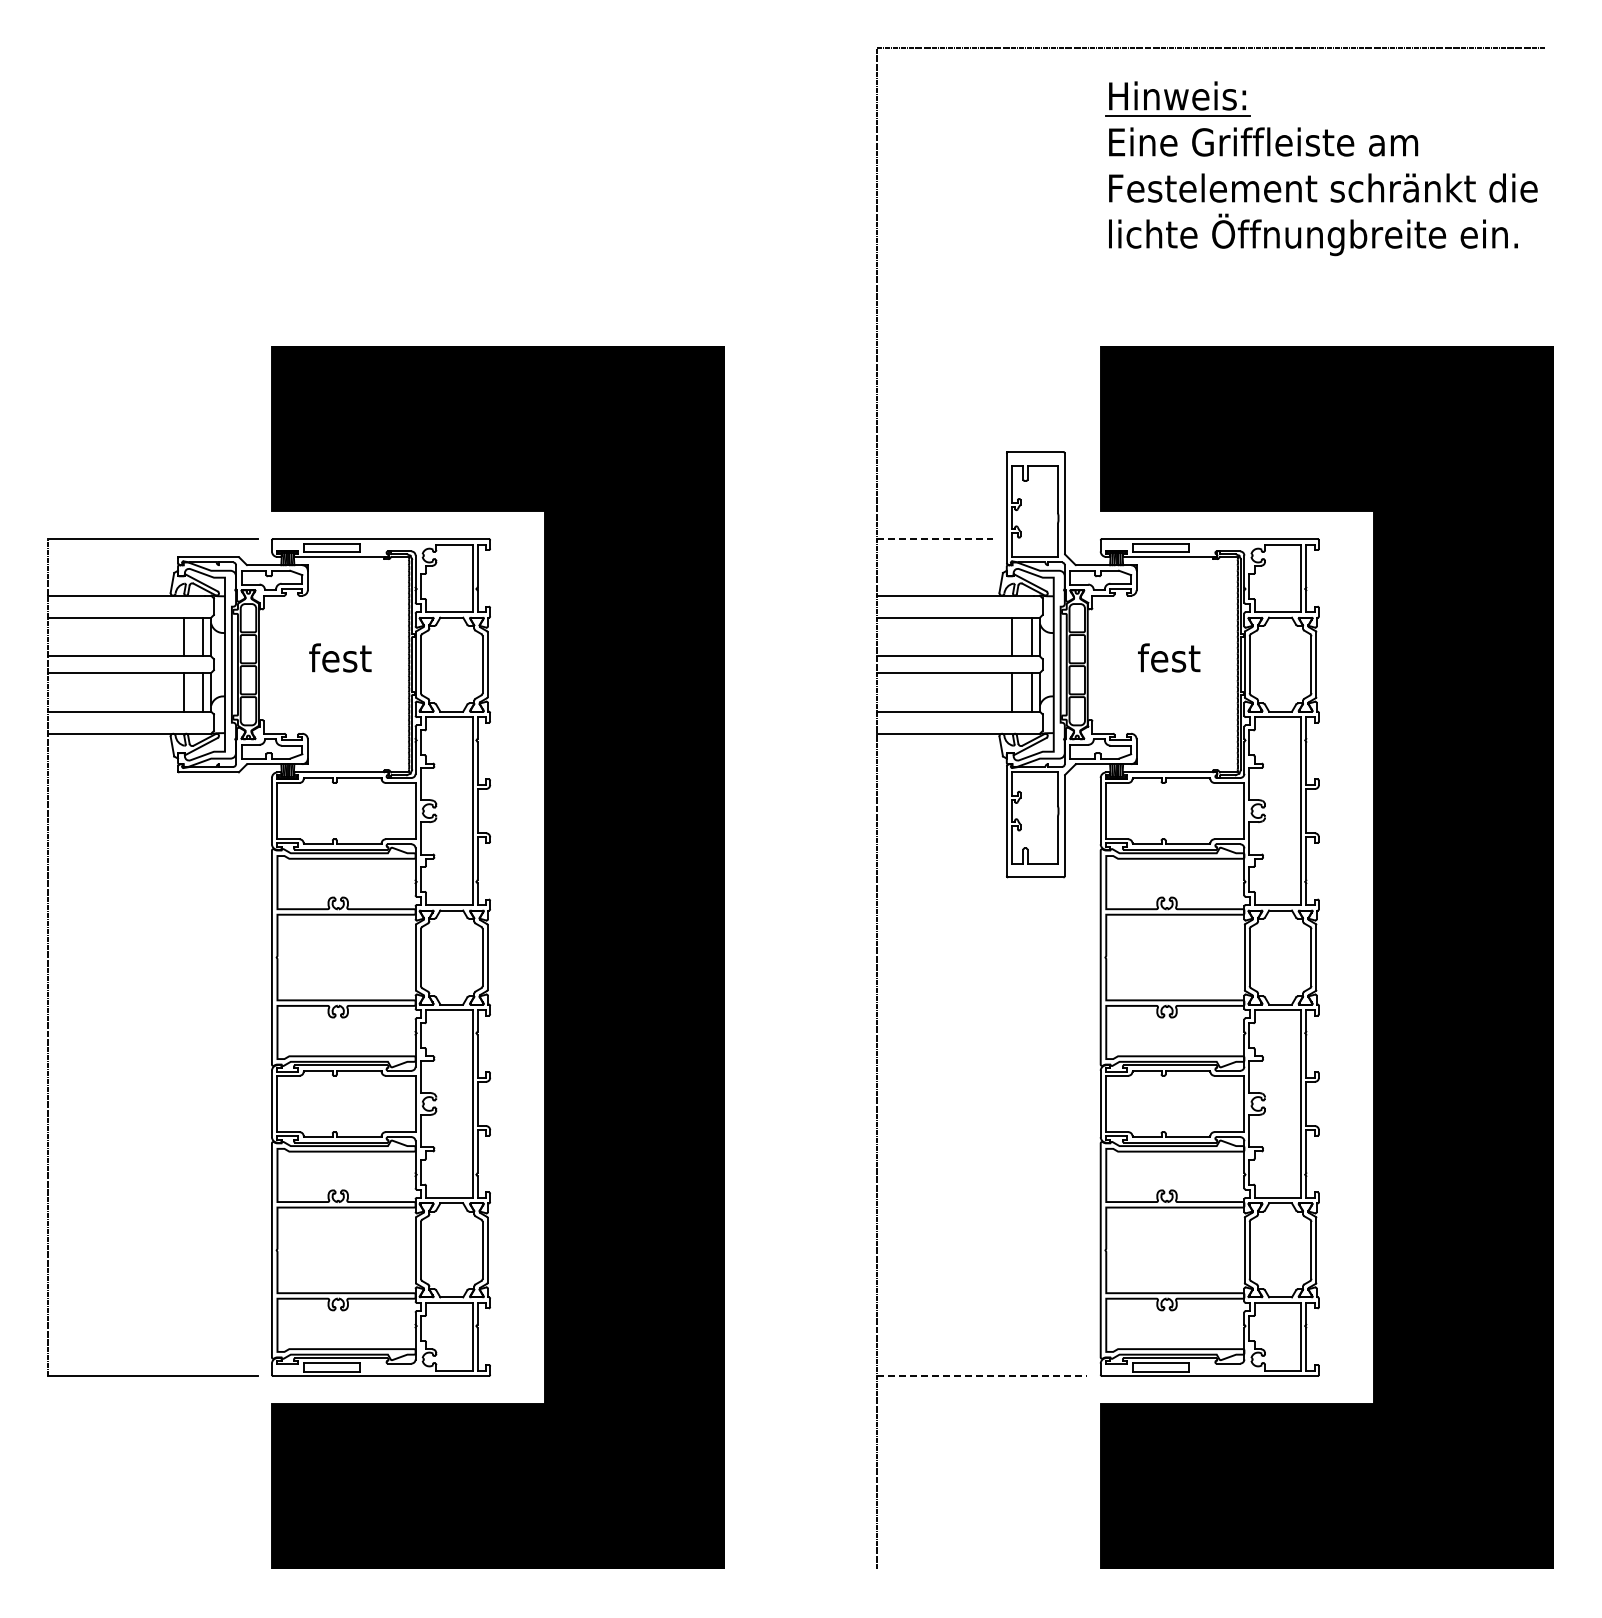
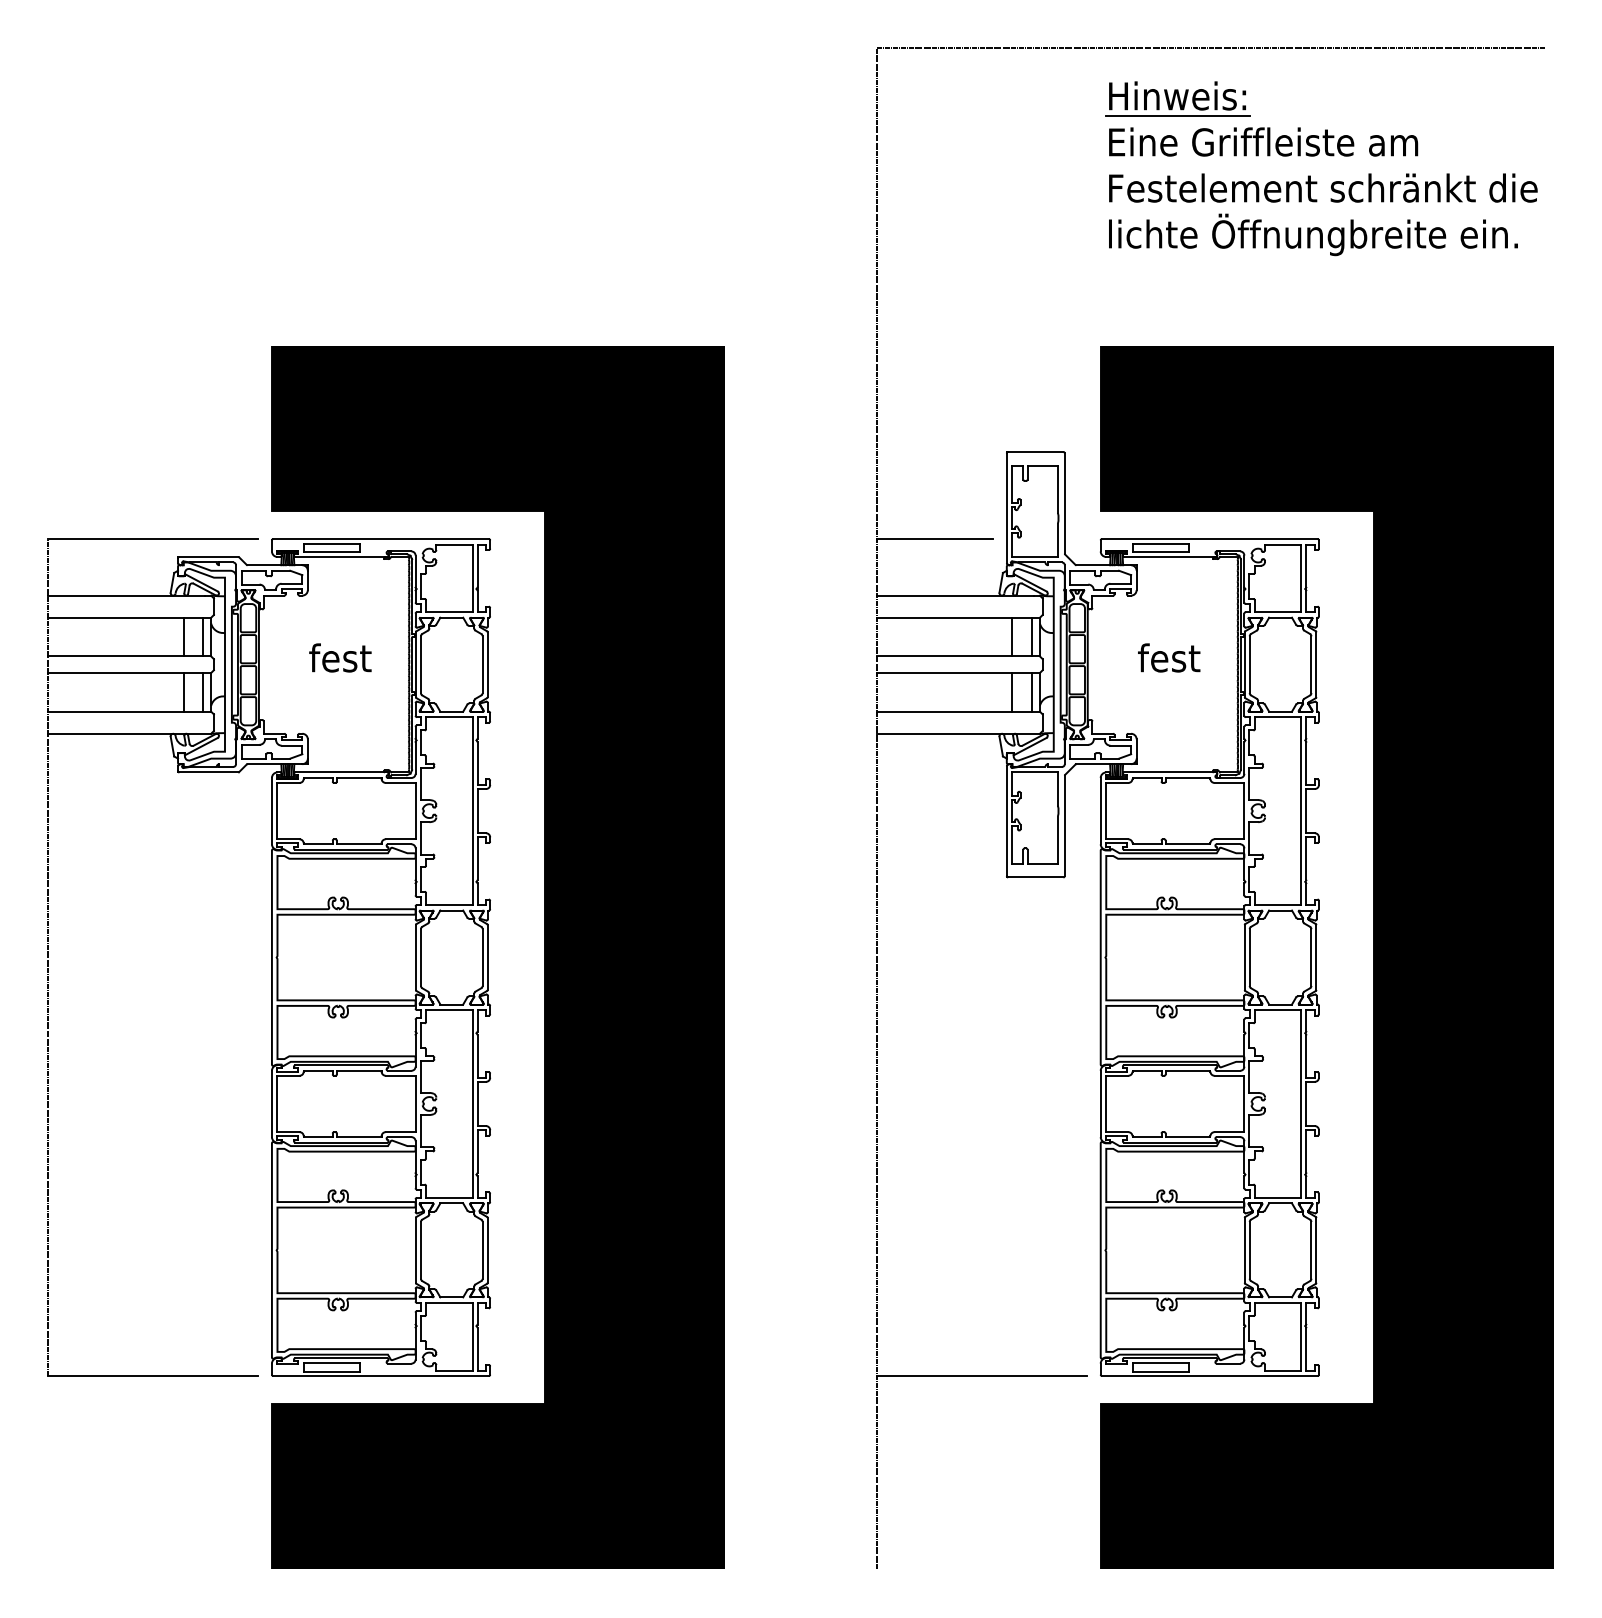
line: dashed -> solid (935, 539)
line: dashed -> solid (981, 1376)
